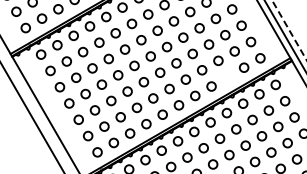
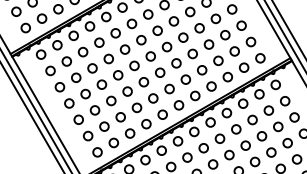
line: dashed -> solid (289, 30)
circle: none -> present (227, 76)
line: none -> present (36, 111)
